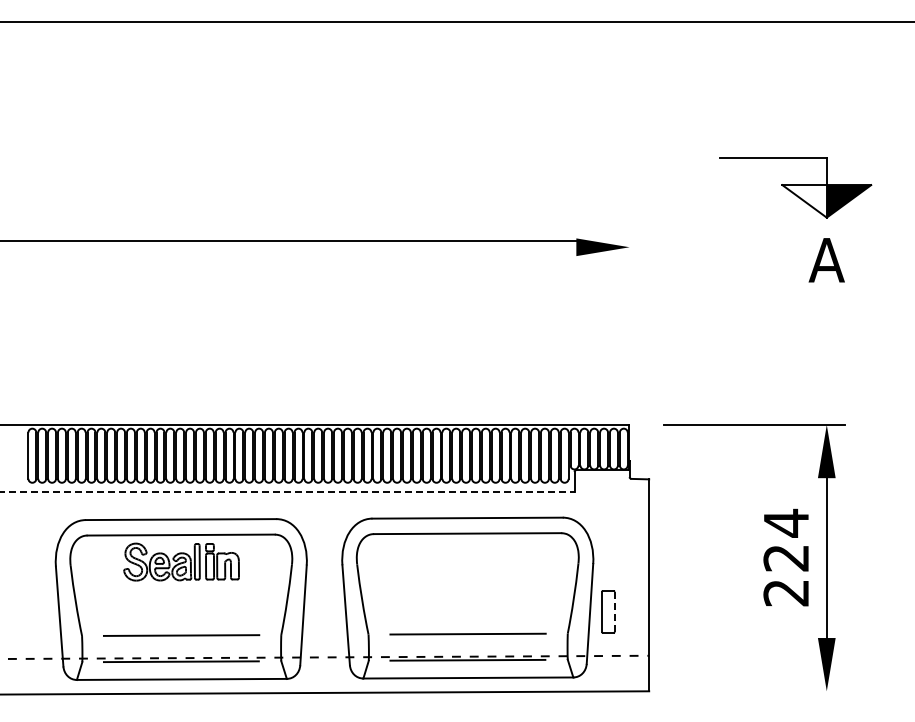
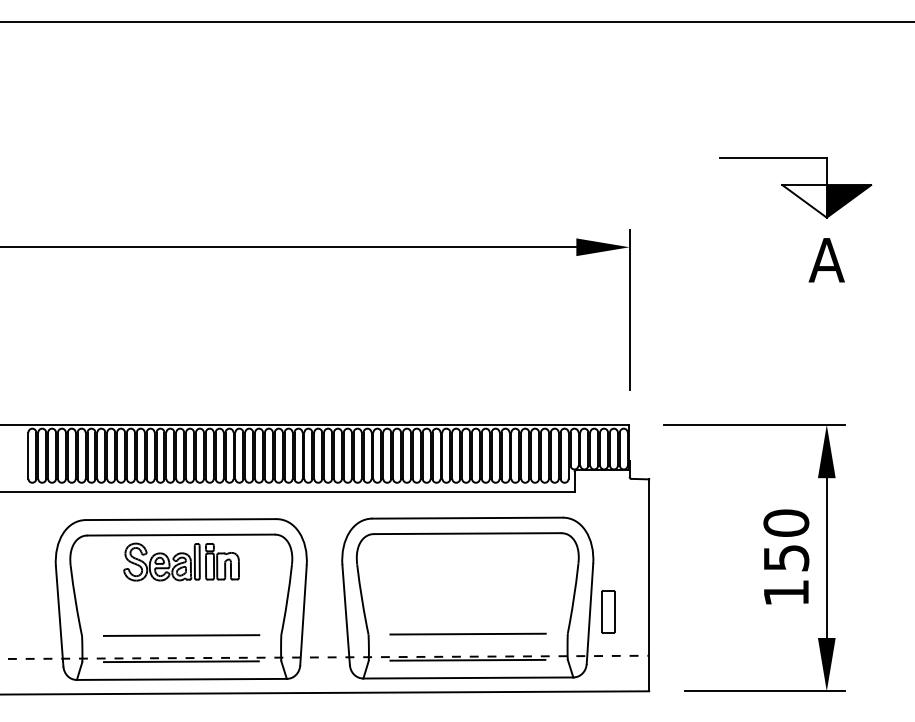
line position: (289, 241) -> (289, 247) (289, 247)
line: none -> present (629, 309)
line: dashed -> solid (287, 492)
text: 224 -> 150 (786, 557)
line: dashed -> solid (614, 611)
line: none -> present (764, 691)
